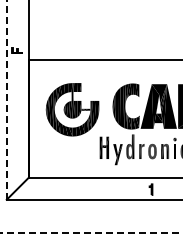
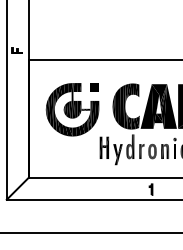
part: none -> present (94, 87)
line: dashed -> solid (6, 100)
line: dashed -> solid (91, 232)
